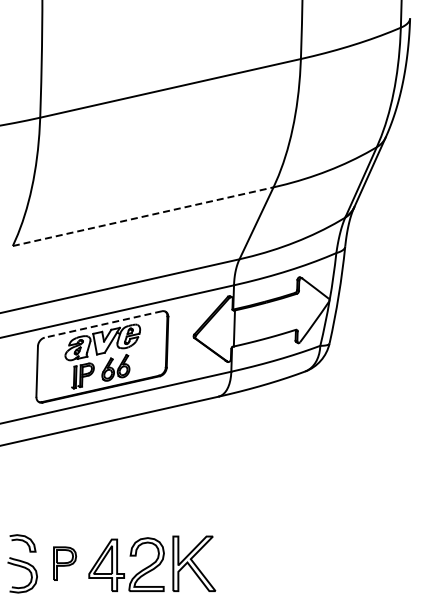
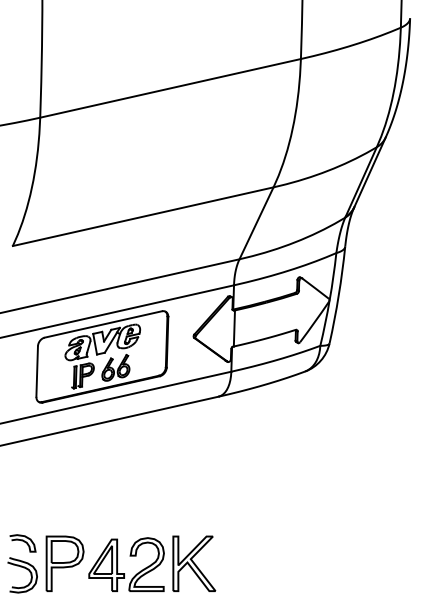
line: dashed -> solid (143, 216)
line: dashed -> solid (102, 324)
part size: 25x35 px -> 40x57 px (64, 563)
